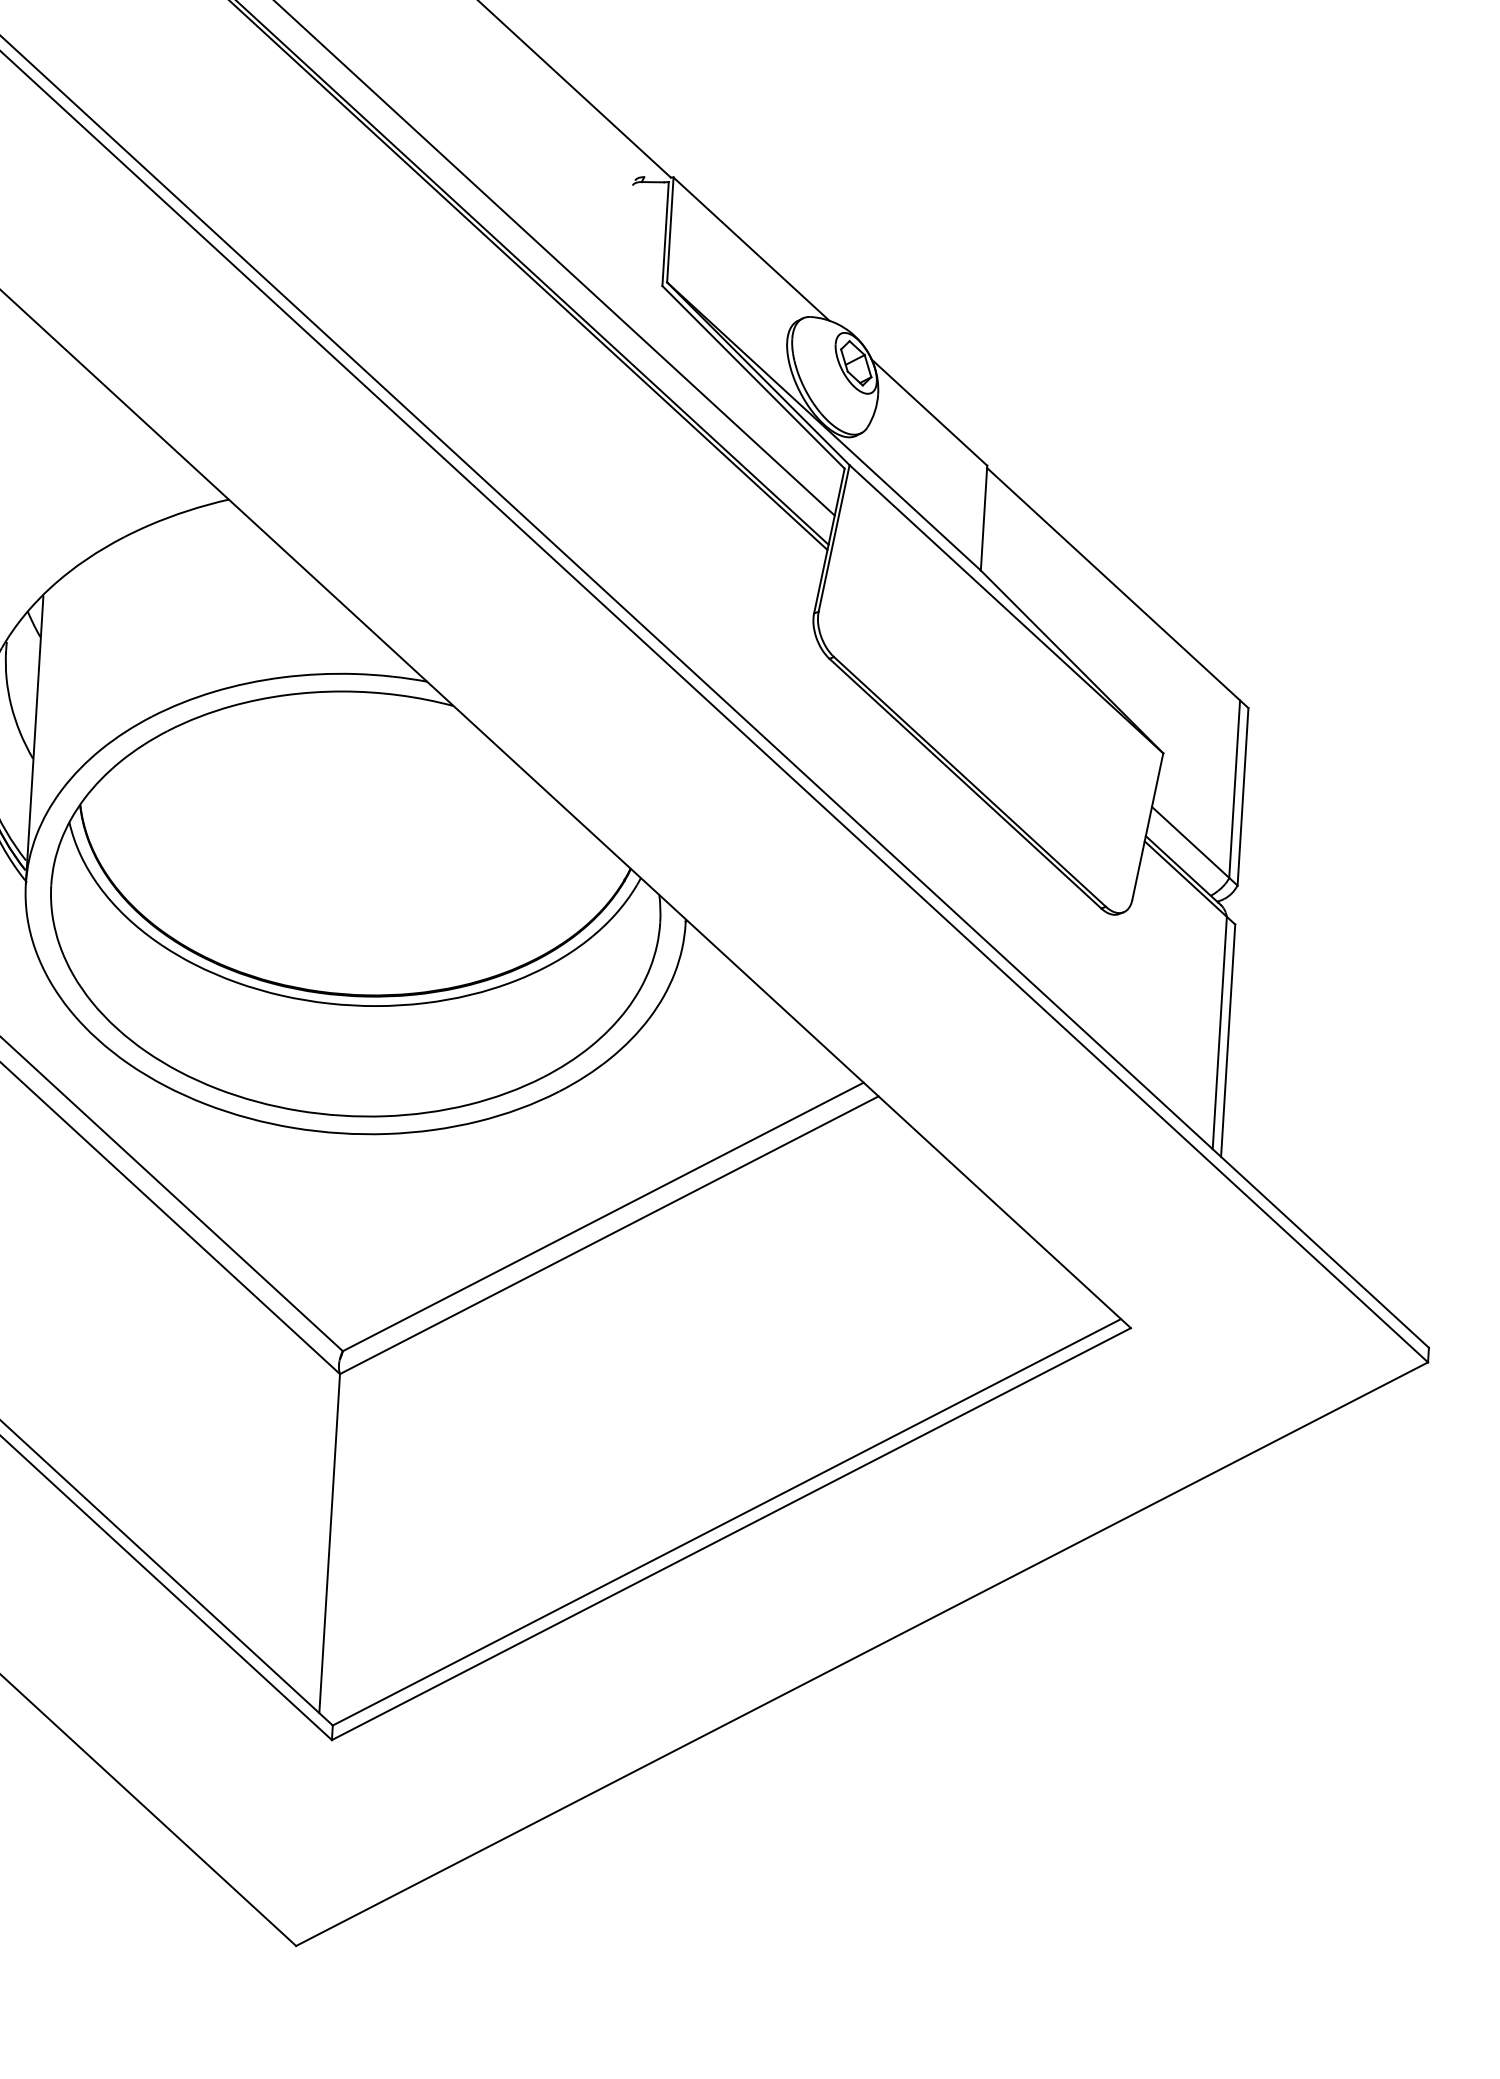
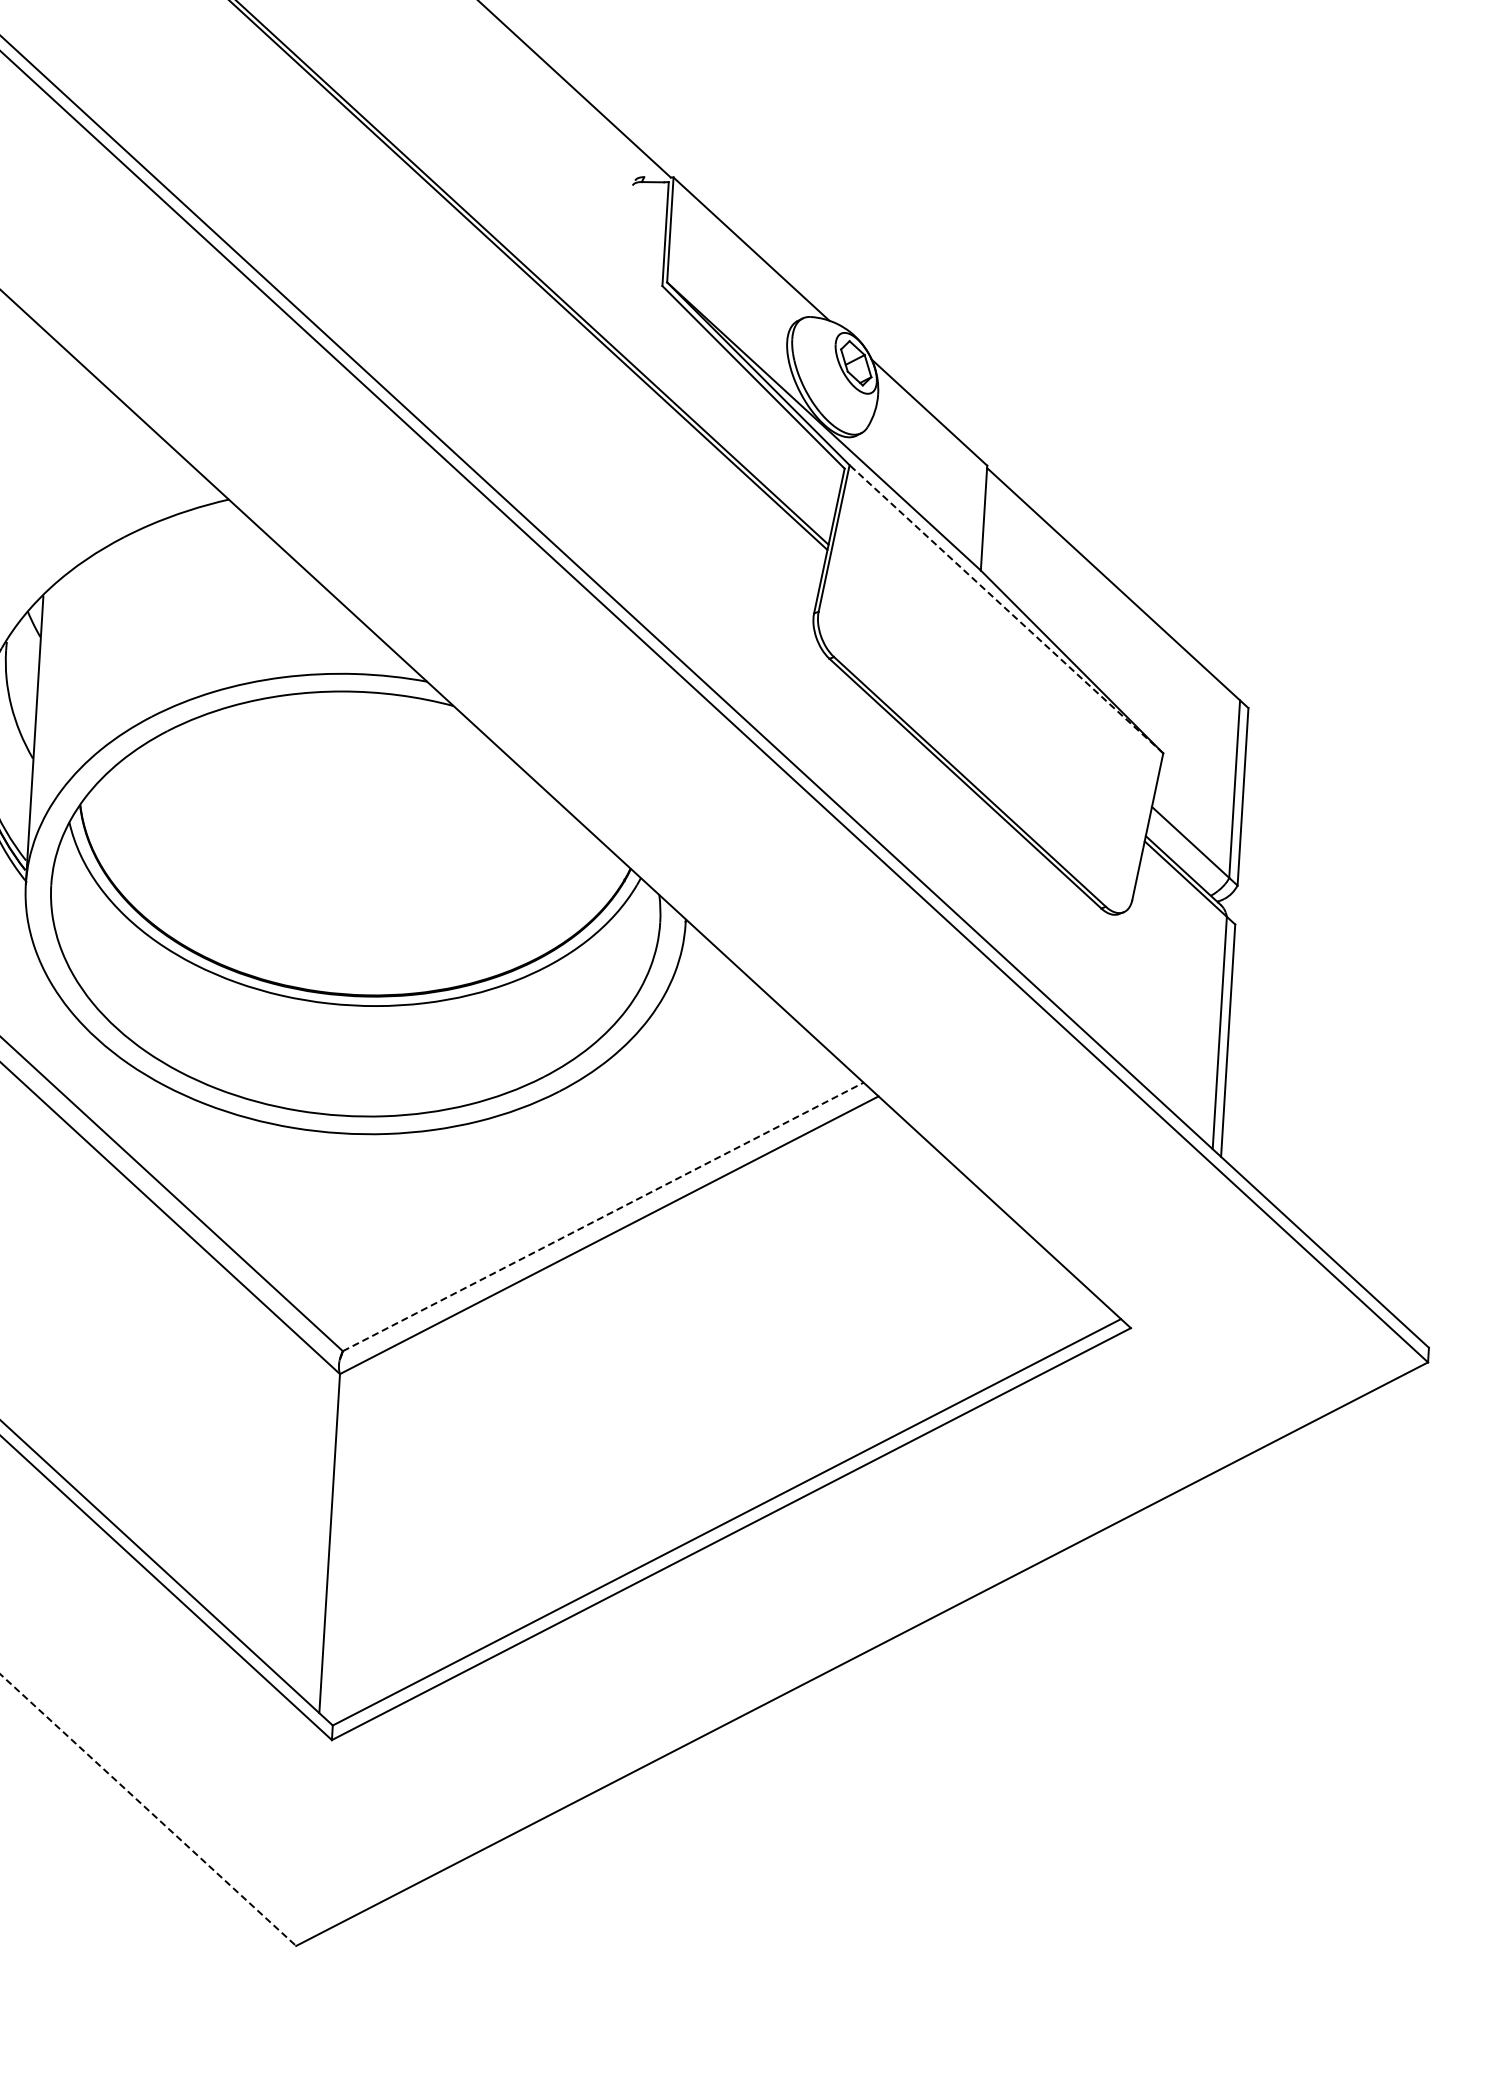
line: present -> none (554, 258)
line: solid -> dashed (1006, 609)
line: solid -> dashed (603, 1216)
line: solid -> dashed (148, 1810)
